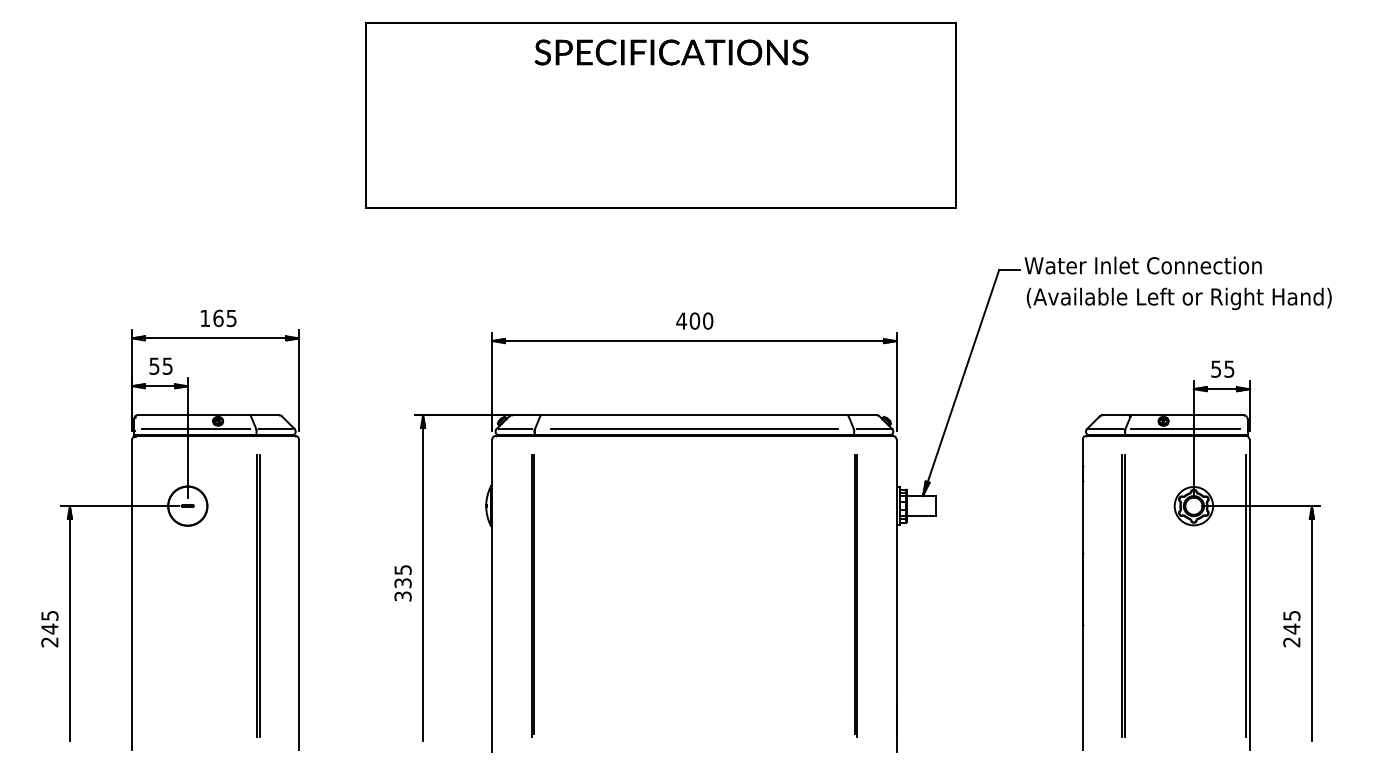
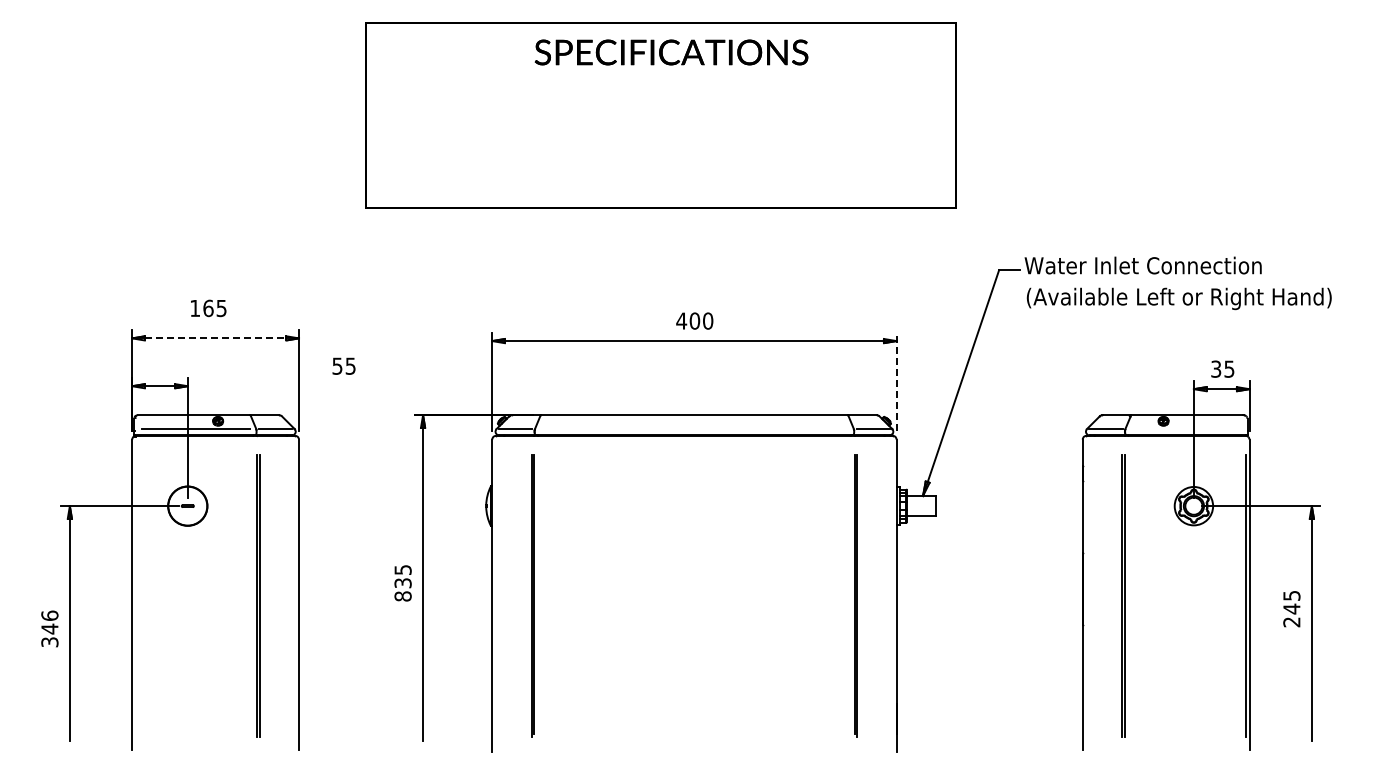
text position: (218, 318) -> (208, 308) (208, 308)
line: solid -> dashed (215, 338)
text position: (160, 365) -> (343, 365) (343, 365)
text: 55 -> 35 (1216, 368)
line: solid -> dashed (896, 381)
line: present -> none (693, 429)
line: present -> none (1185, 429)
text: 335 -> 835 (402, 596)
text: 245 -> 346 (49, 628)
text position: (1291, 629) -> (1291, 609) (1291, 609)
